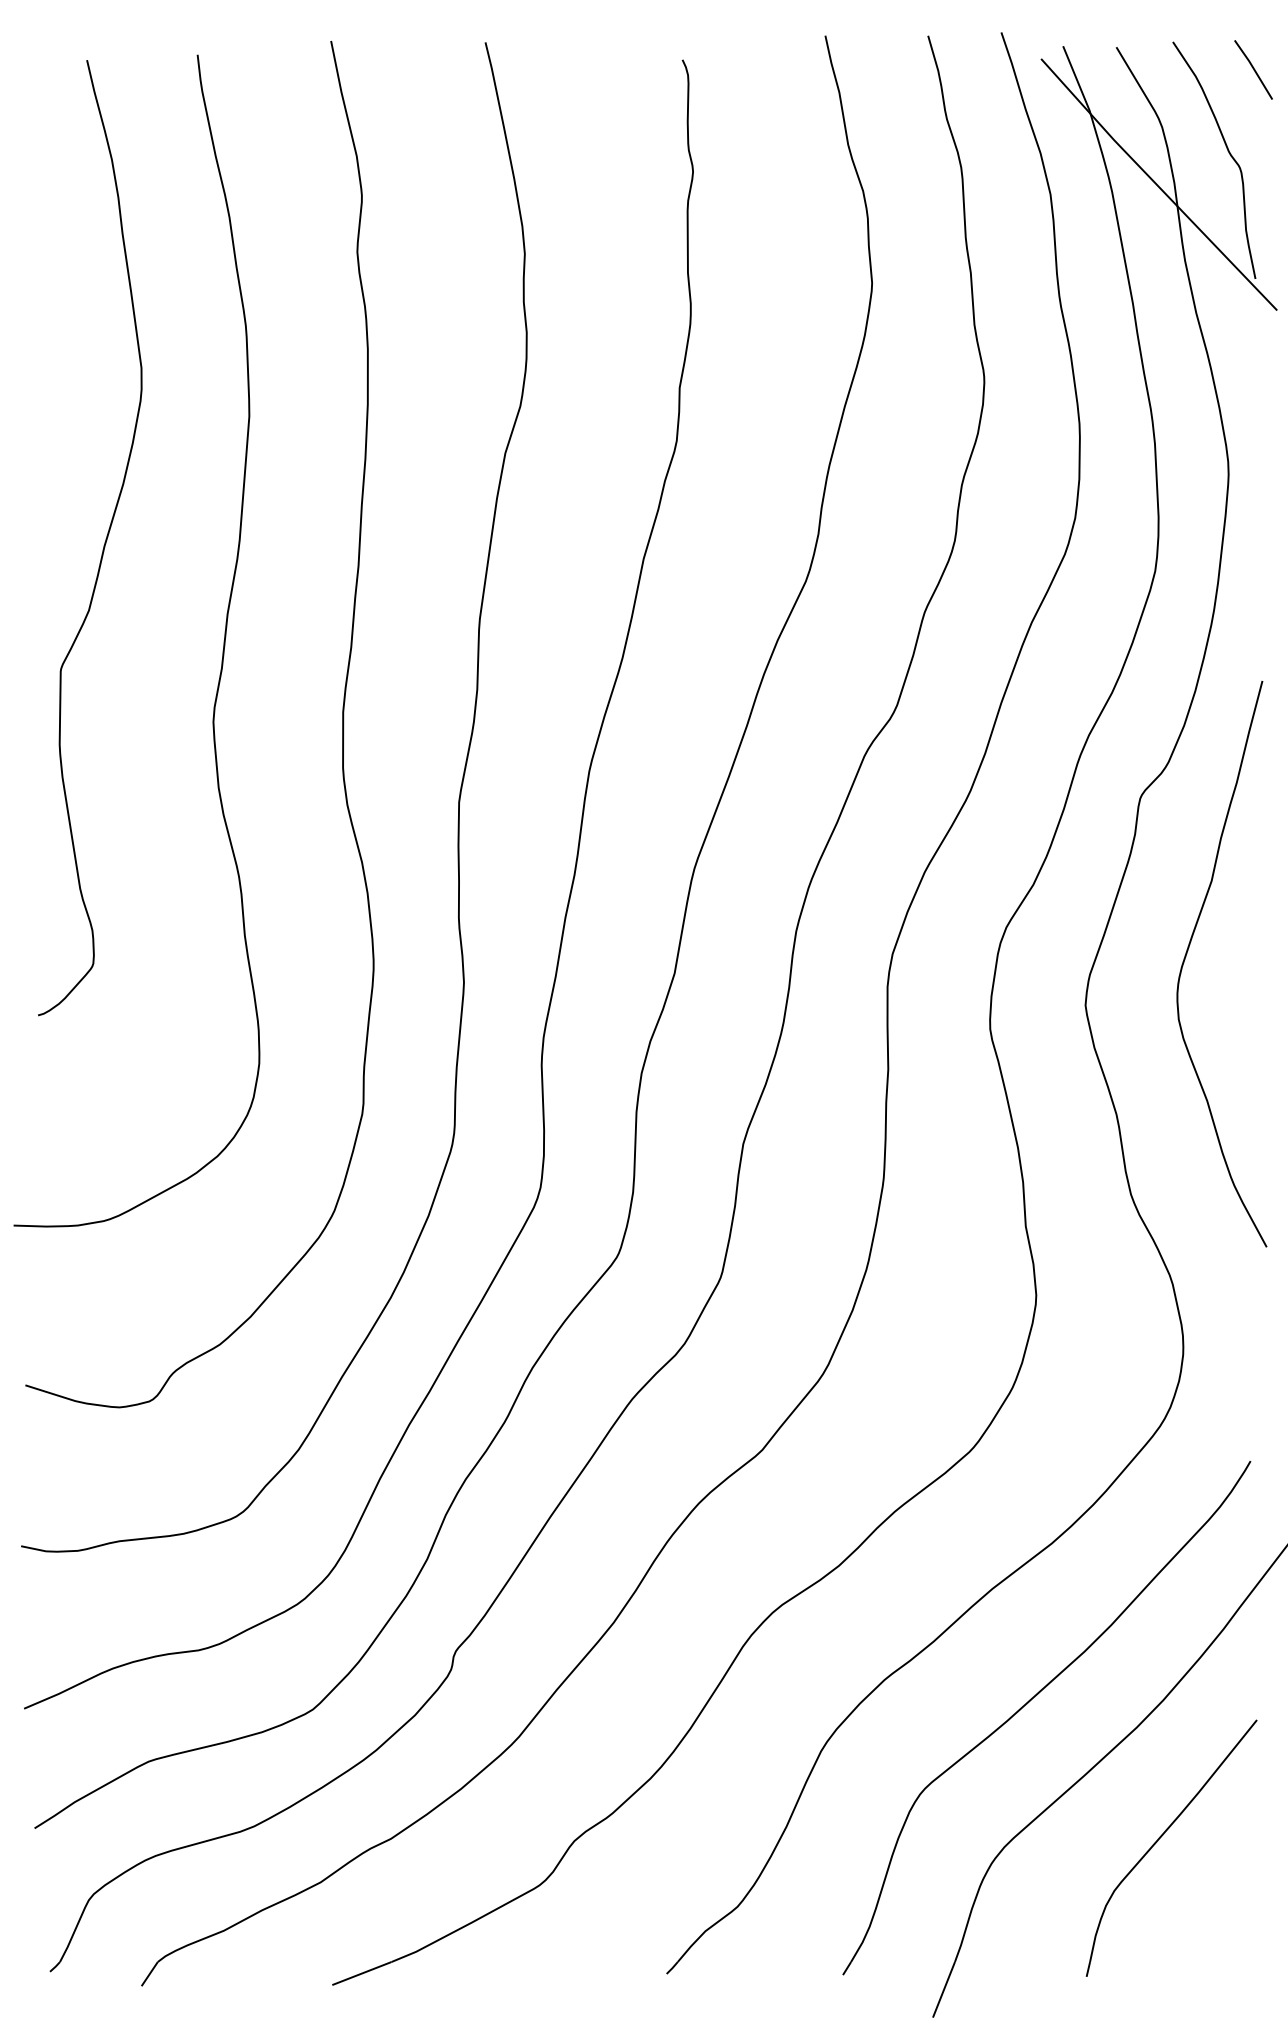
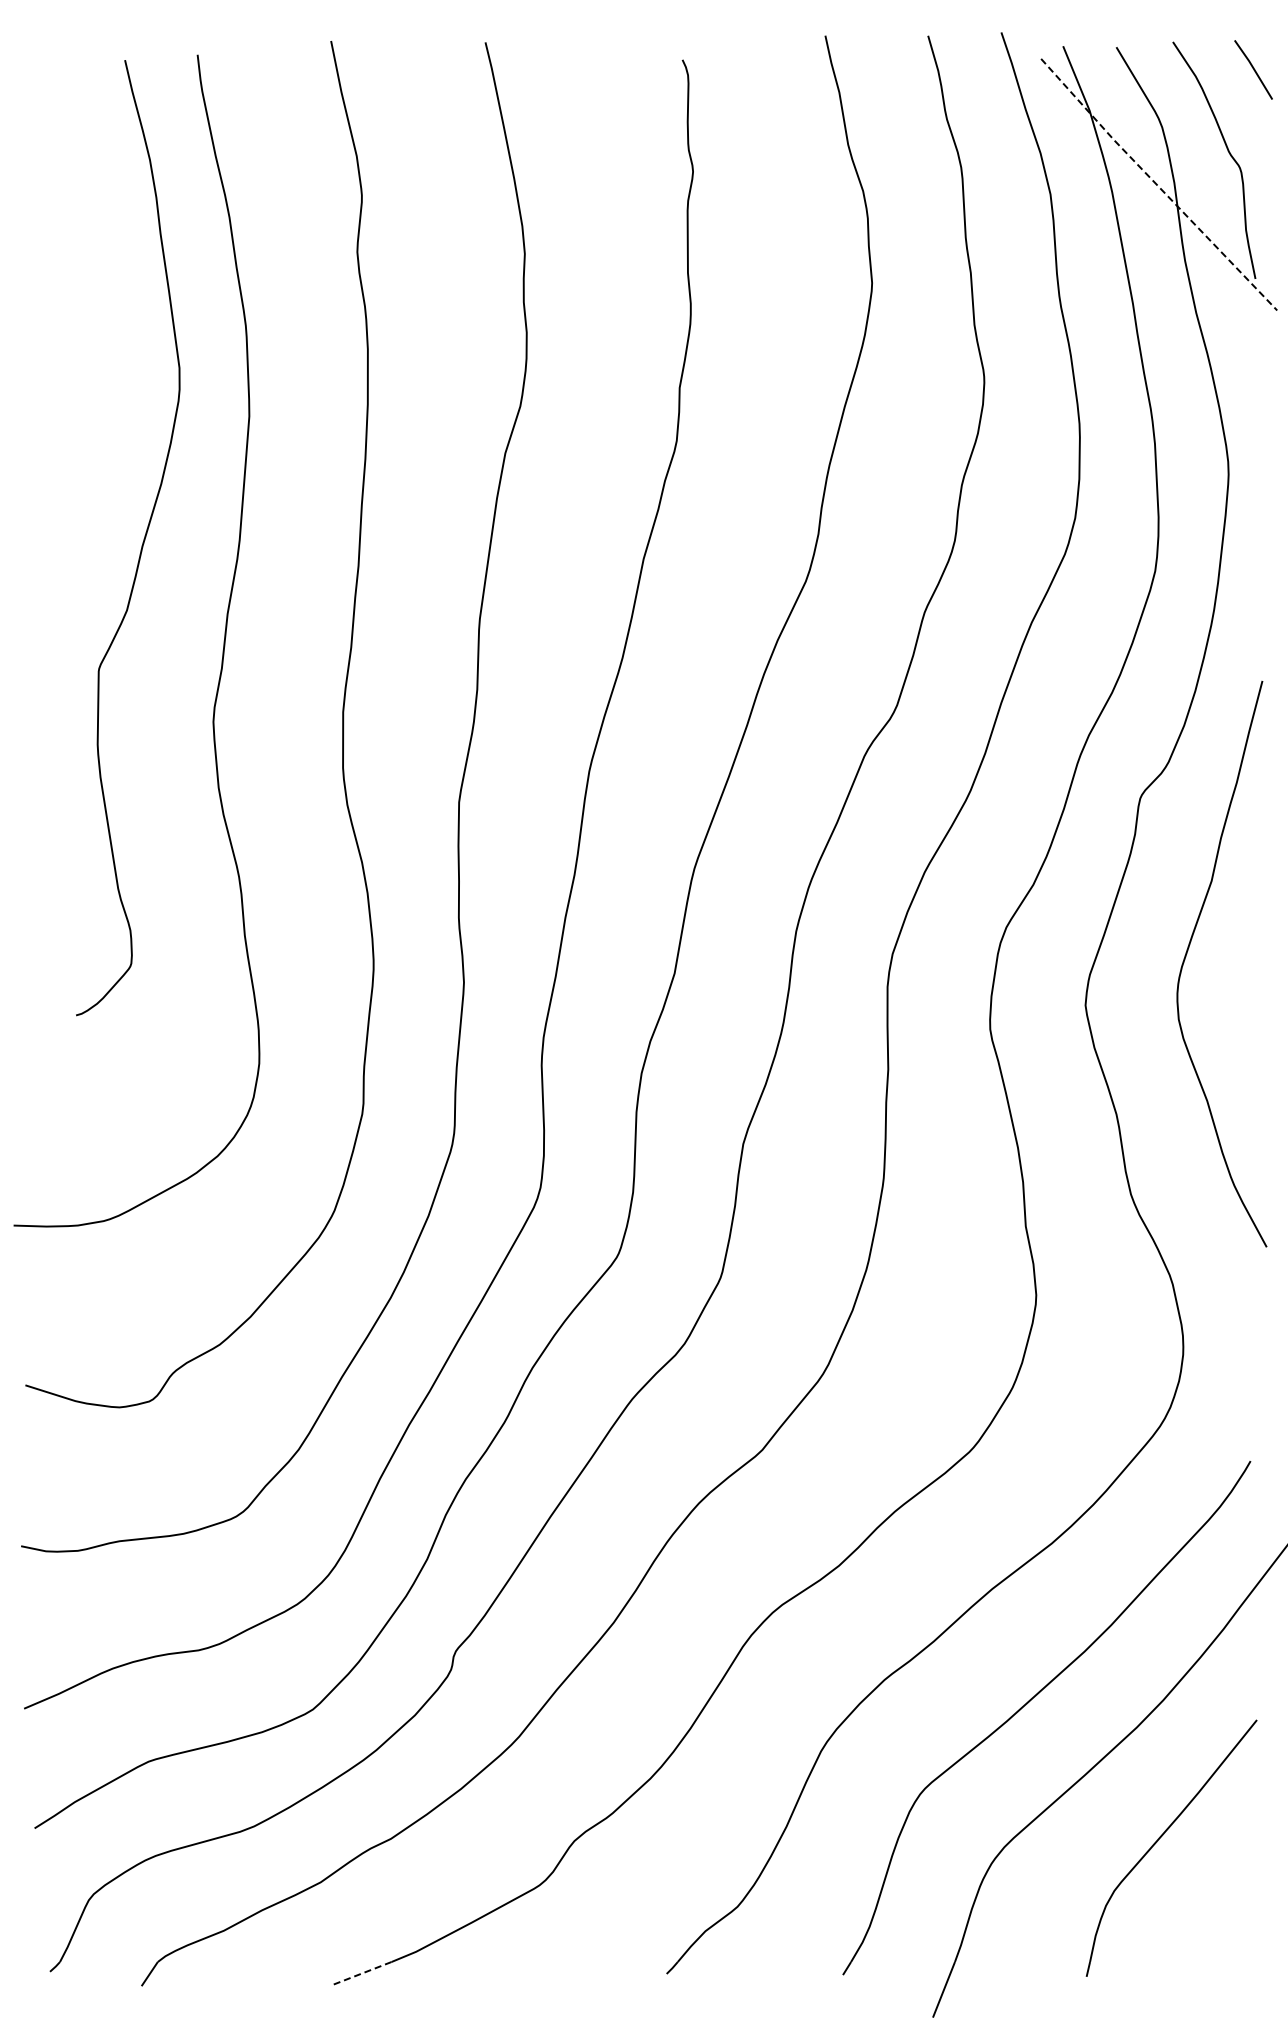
line: solid -> dashed (1157, 185)
curve position: (104, 542) -> (142, 542) (142, 542)
line: solid -> dashed (361, 1973)
